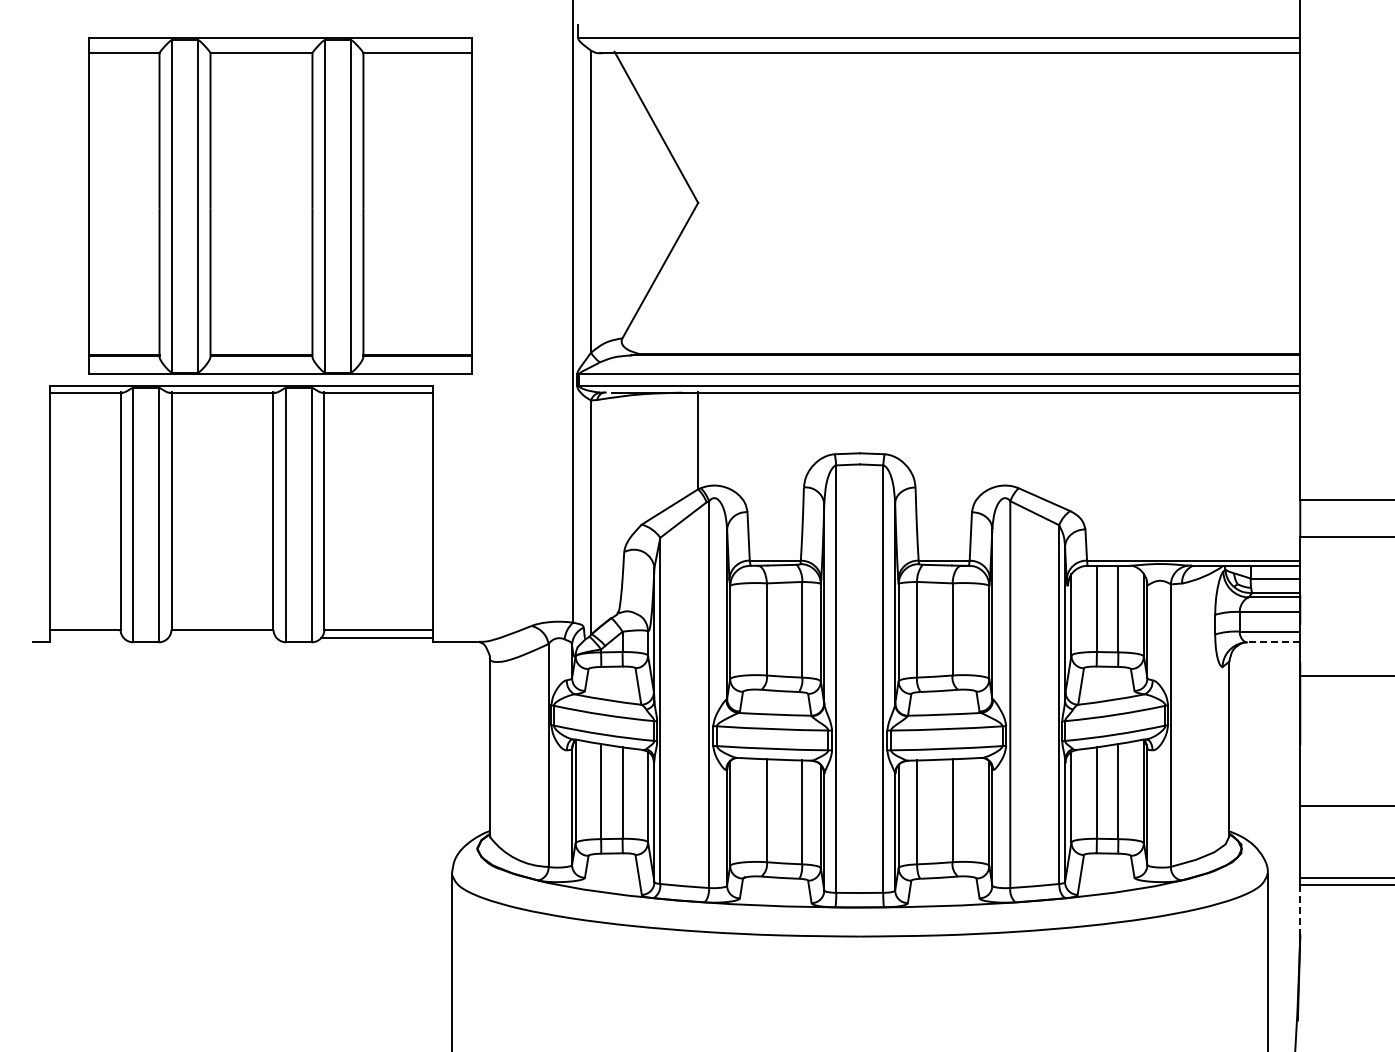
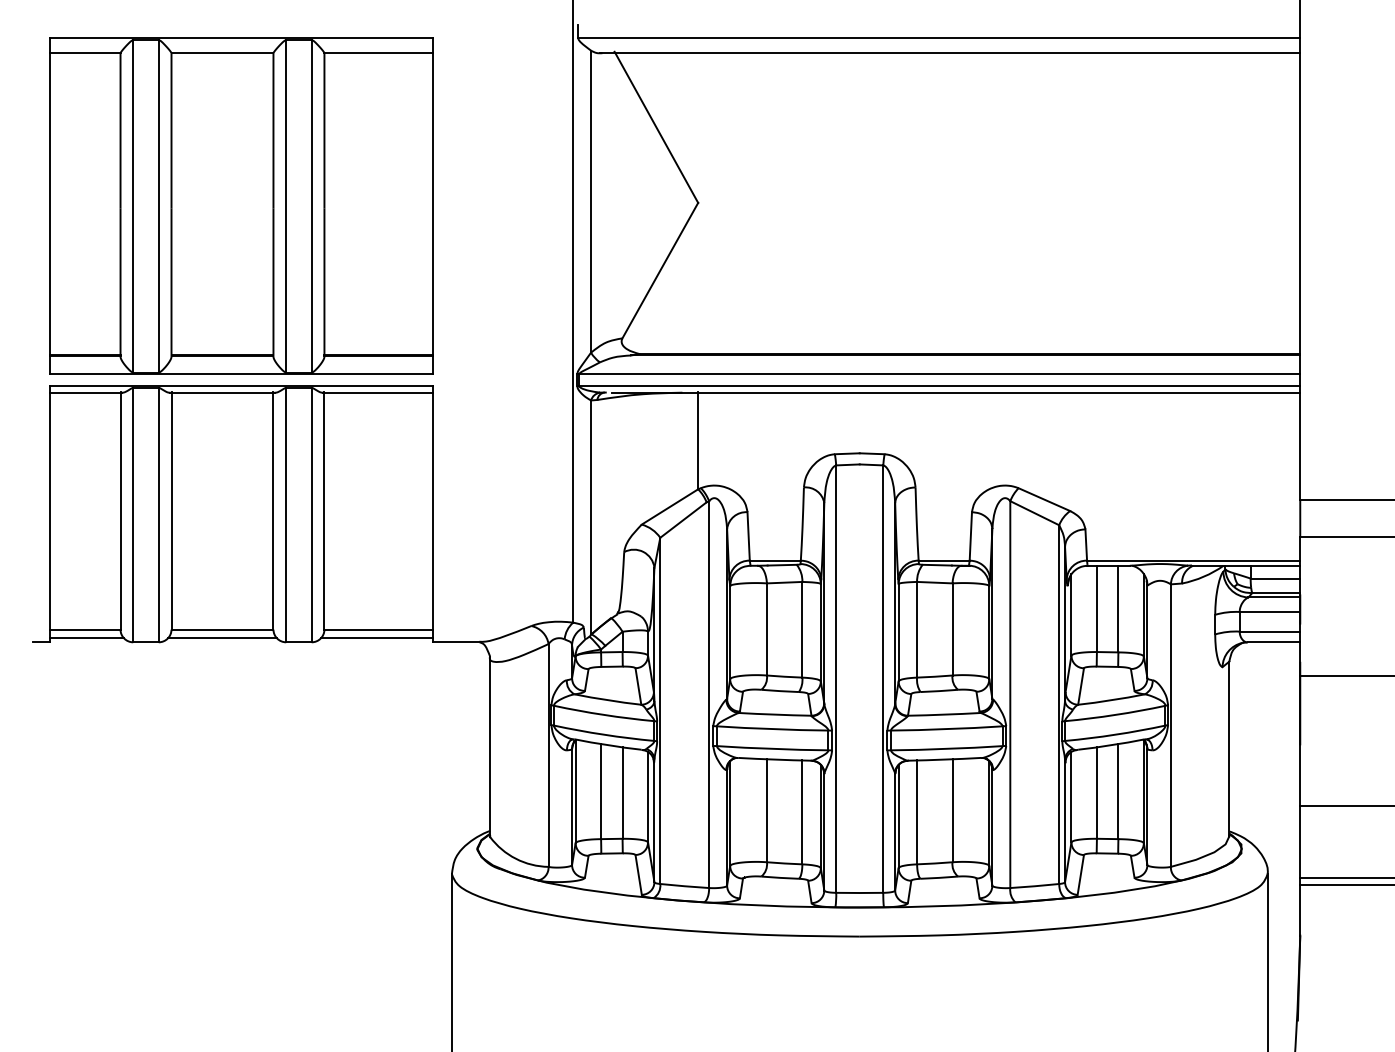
part position: (280, 205) -> (241, 205) (241, 205)
line: none -> present (87, 638)
line: none -> present (222, 638)
line: dashed -> solid (1273, 642)
line: dashed -> solid (1300, 909)
